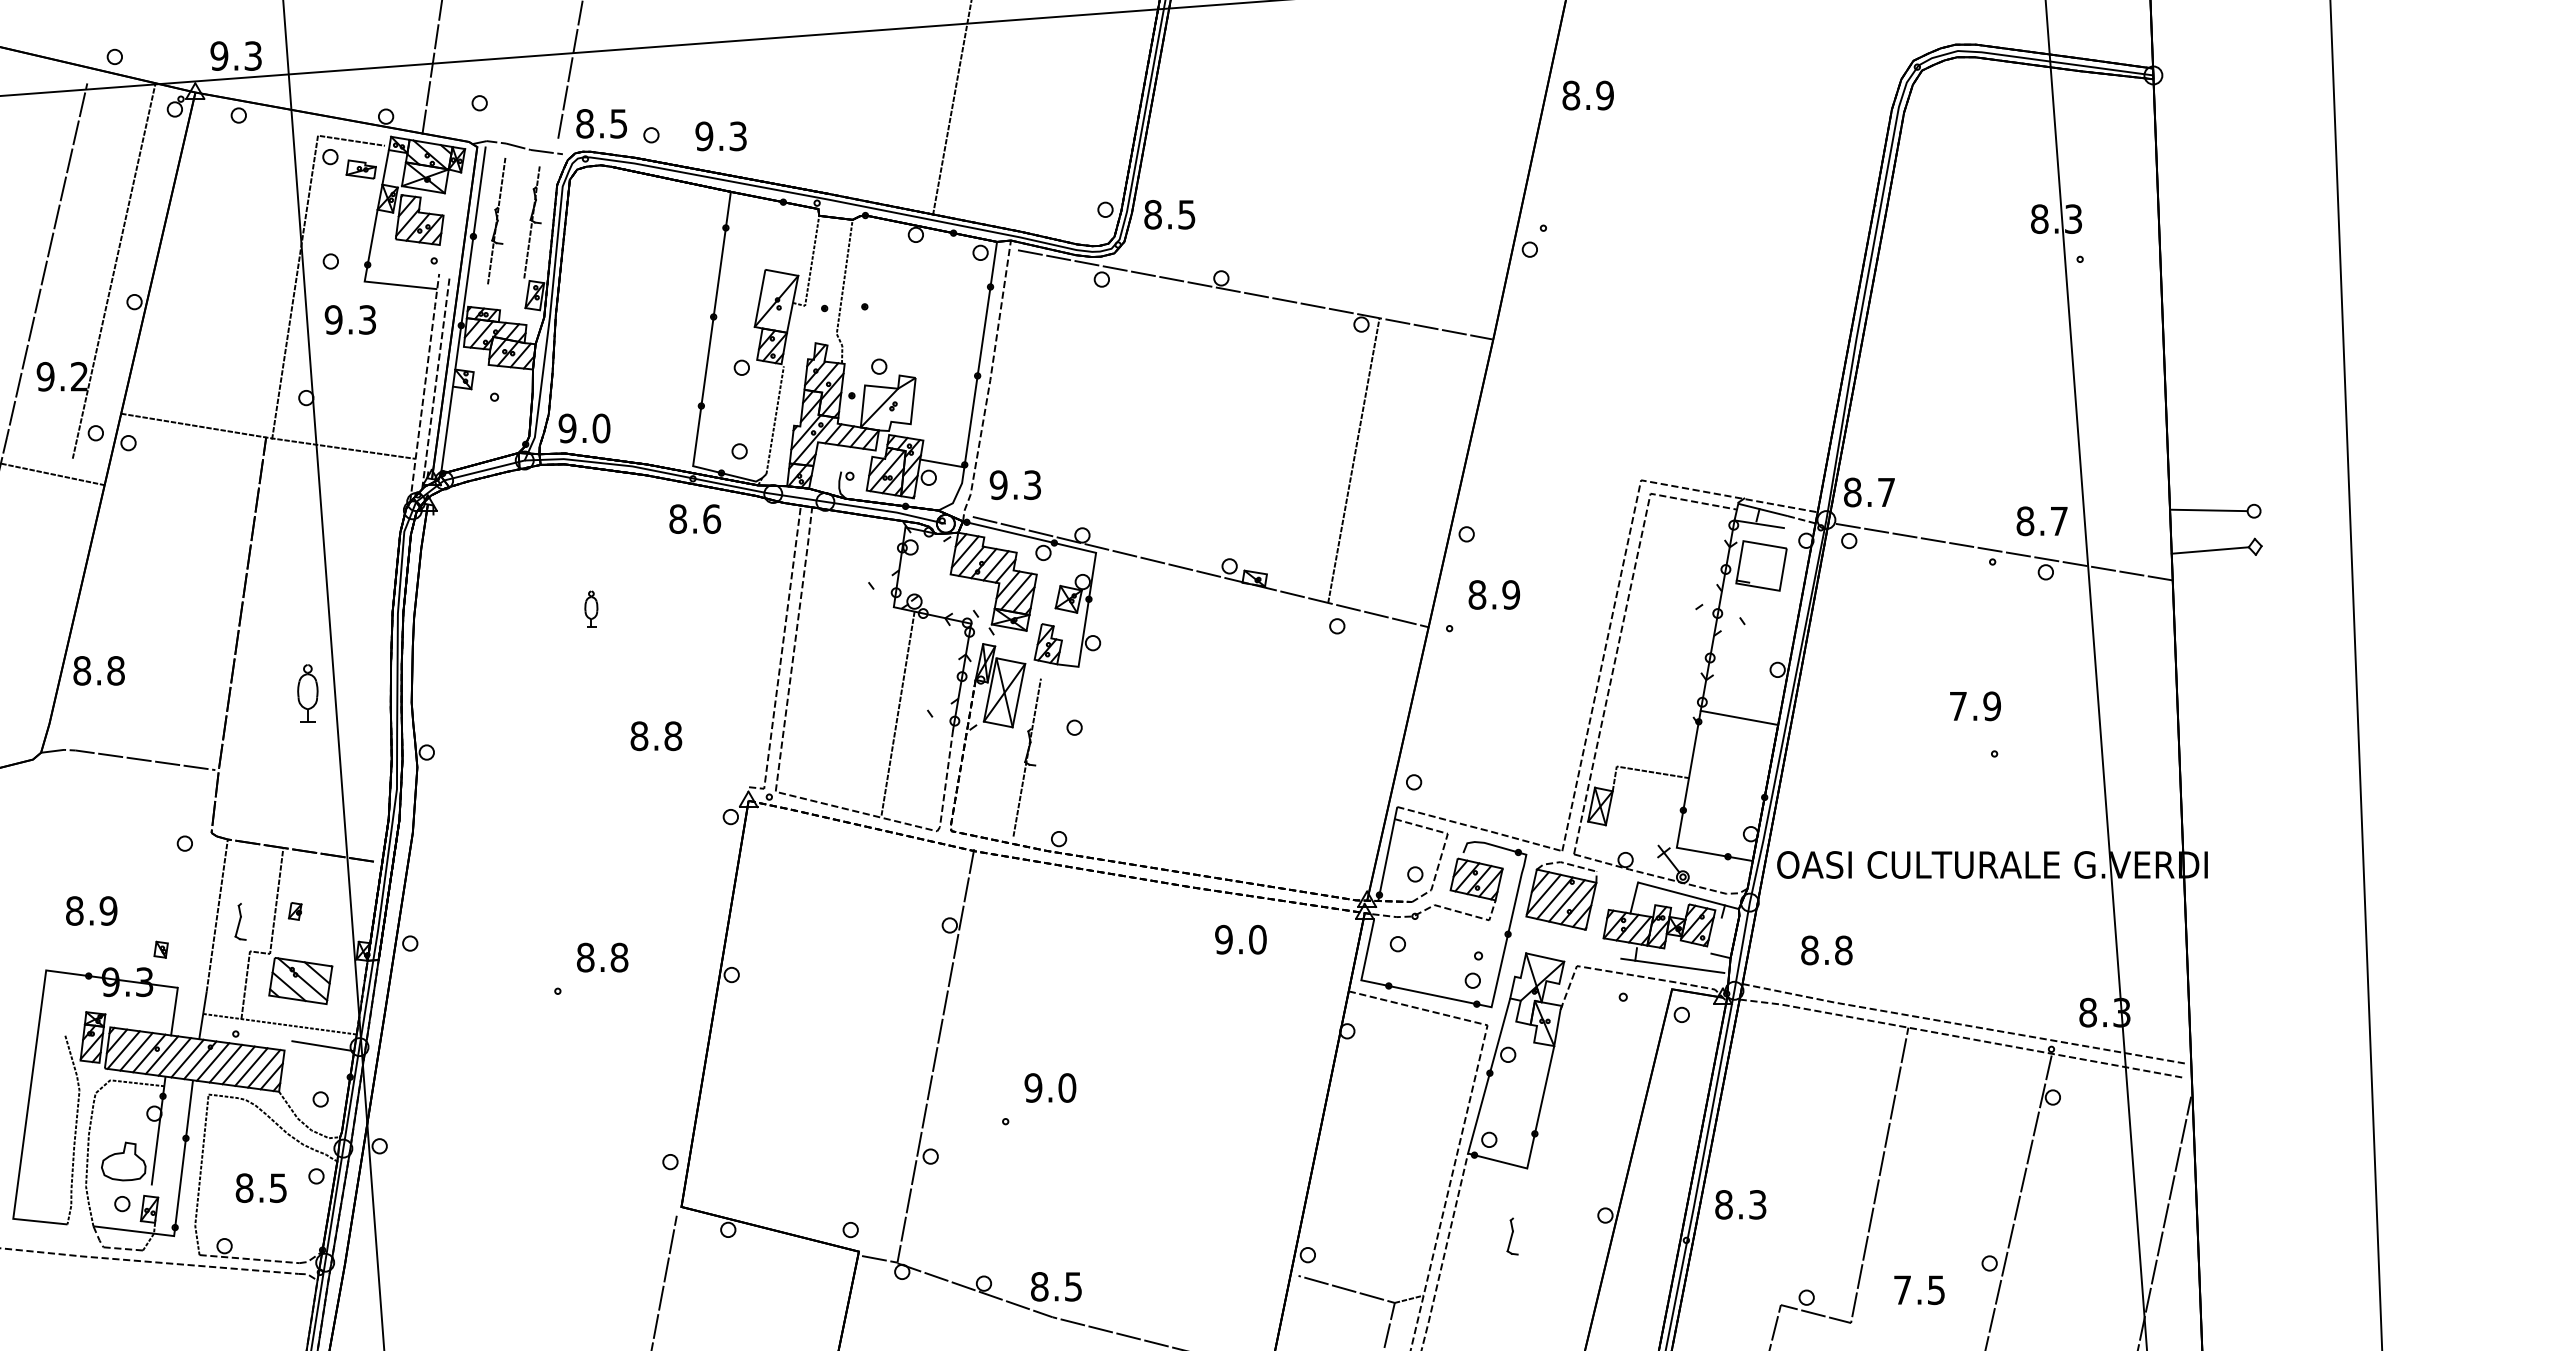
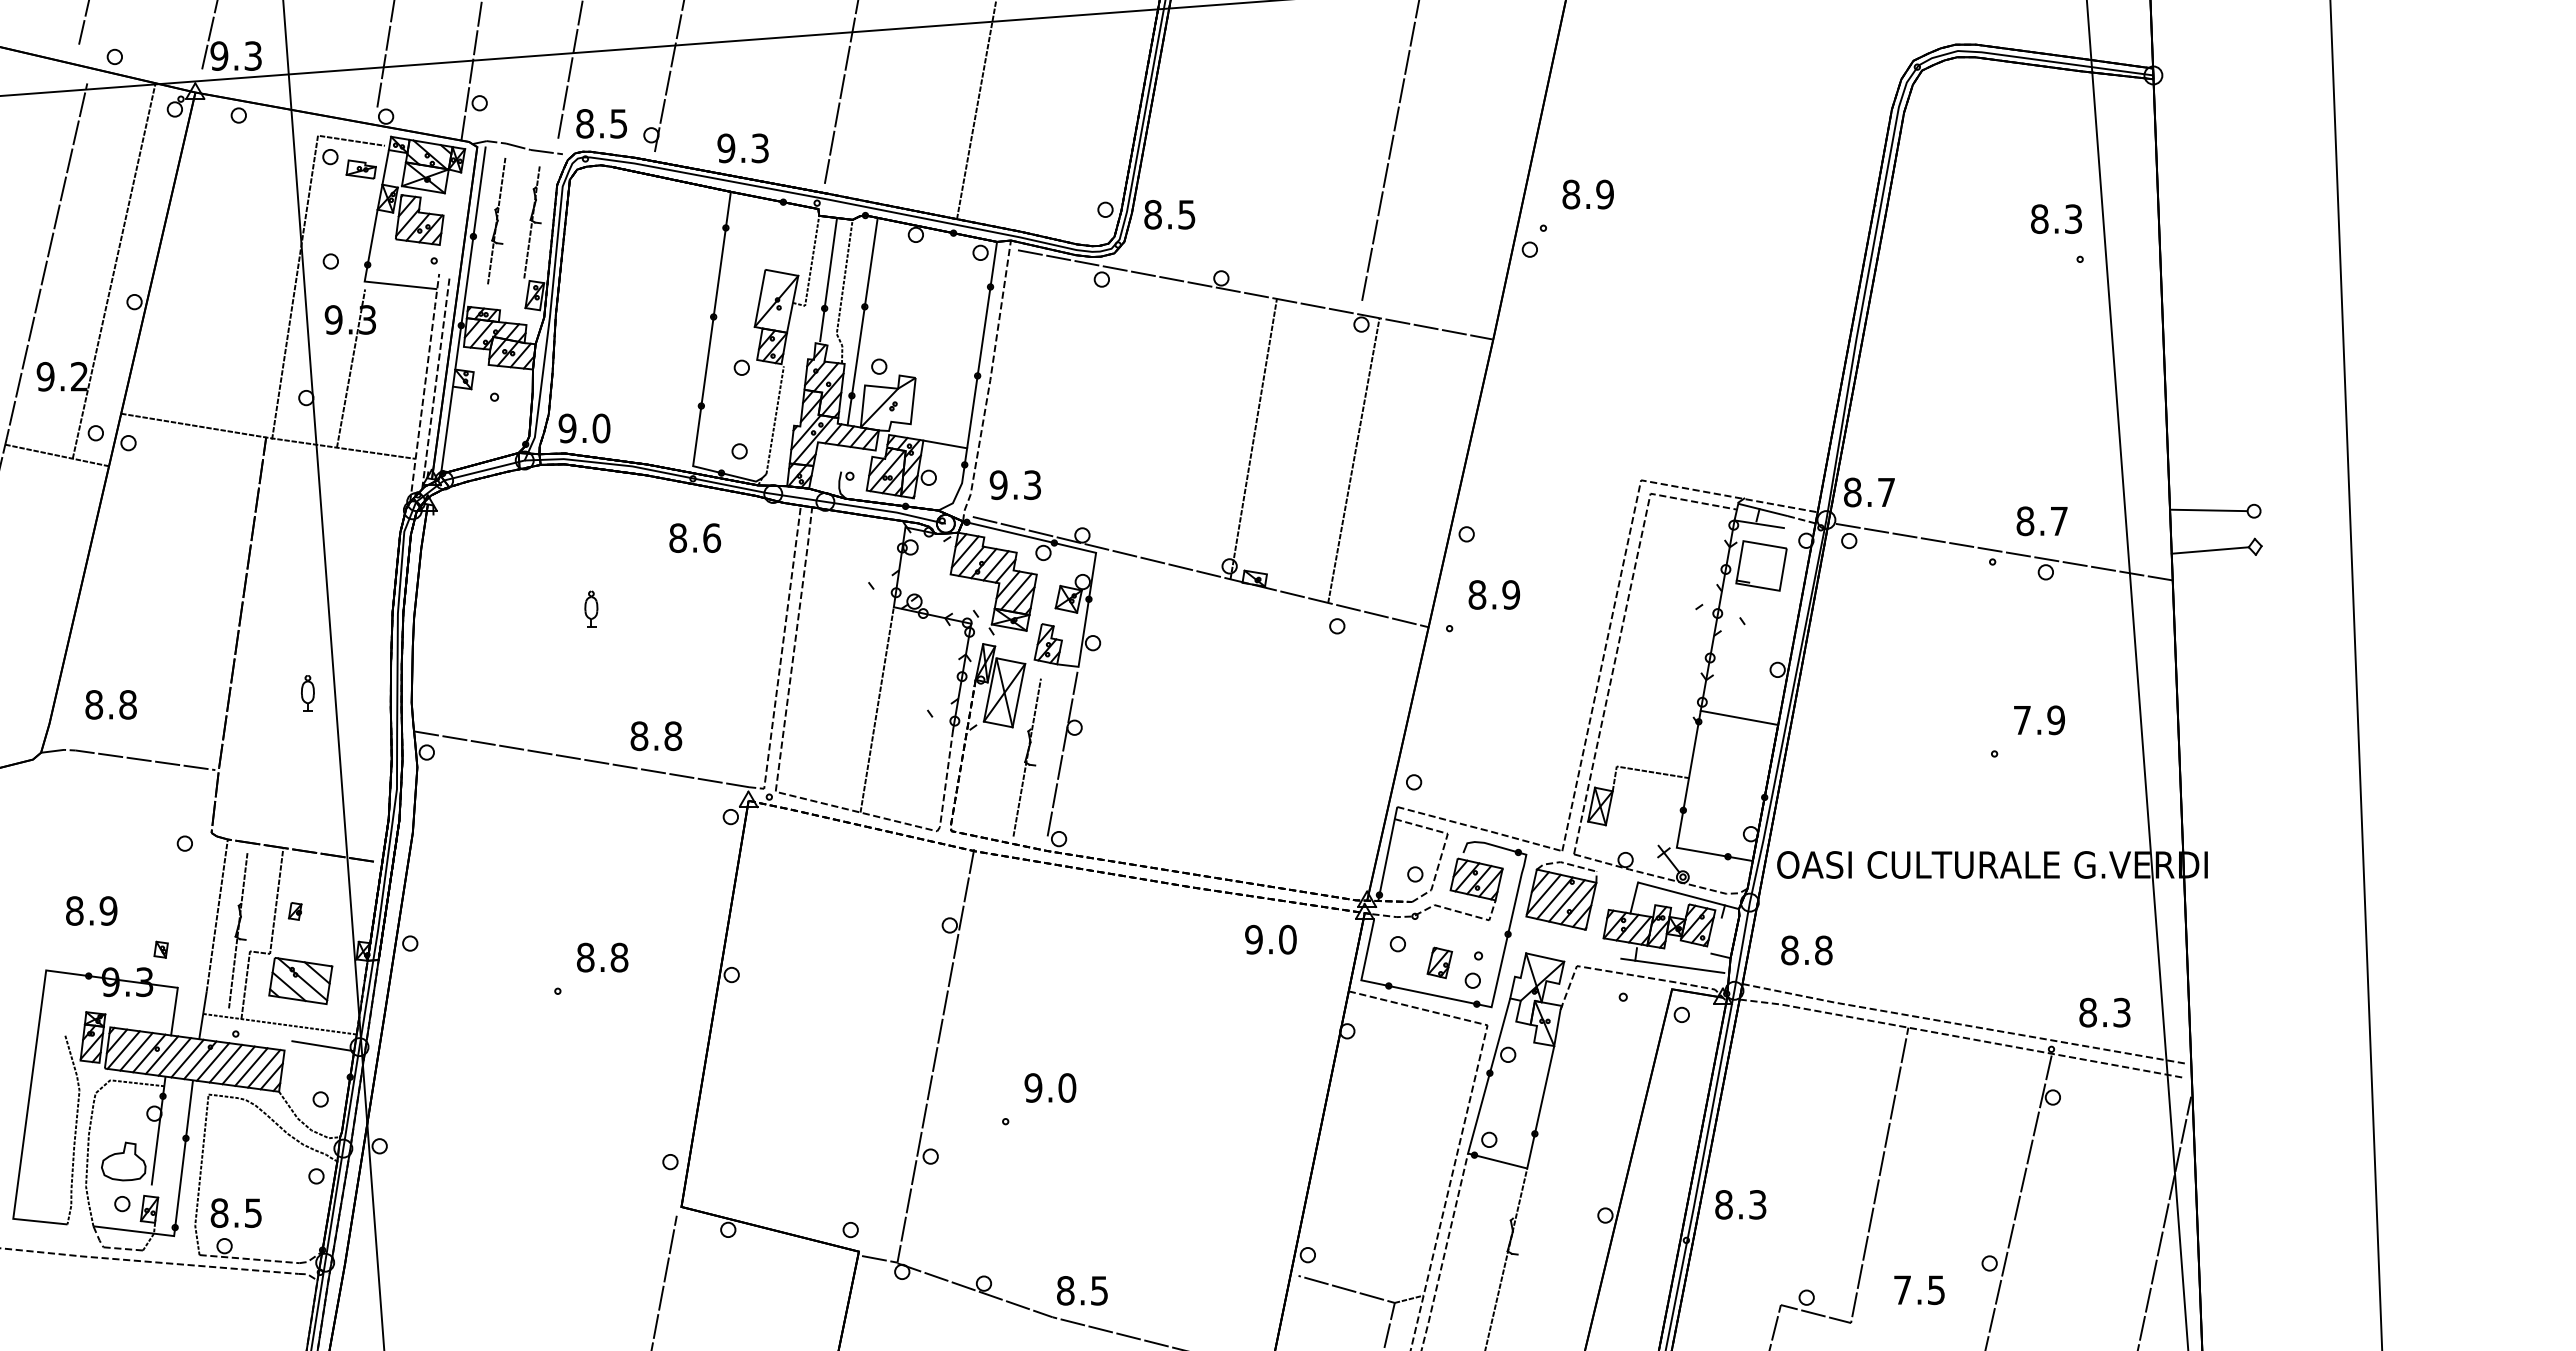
line: none -> present (83, 23)
line: none -> present (209, 35)
line: none -> present (385, 54)
line position: (431, 68) -> (471, 71) (471, 71)
line: none -> present (668, 77)
line: none -> present (840, 92)
text position: (1587, 95) -> (1587, 194) (1587, 194)
line position: (952, 108) -> (976, 110) (976, 110)
text position: (720, 136) -> (742, 148) (742, 148)
line: none -> present (1390, 151)
line: none -> present (828, 280)
line: none -> present (862, 321)
line: none -> present (350, 368)
line: none -> present (1253, 438)
line position: (942, 463) -> (945, 444) (945, 444)
line position: (53, 474) -> (57, 455) (57, 455)
text position: (695, 518) -> (695, 537) (695, 537)
text position: (98, 670) -> (110, 704) (110, 704)
line position: (2095, 674) -> (2137, 674) (2137, 674)
part size: 22x59 px -> 14x37 px (307, 693)
text position: (1975, 706) -> (2039, 720) (2039, 720)
line position: (897, 712) -> (876, 709) (876, 709)
line: none -> present (1062, 753)
line: none -> present (581, 759)
line: none -> present (238, 930)
text position: (1240, 939) -> (1270, 939) (1270, 939)
text position: (1826, 950) -> (1806, 950) (1806, 950)
part: none -> present (1439, 962)
text position: (260, 1187) -> (235, 1212) (235, 1212)
line: none -> present (1506, 1257)
text position: (1056, 1286) -> (1082, 1290) (1082, 1290)
